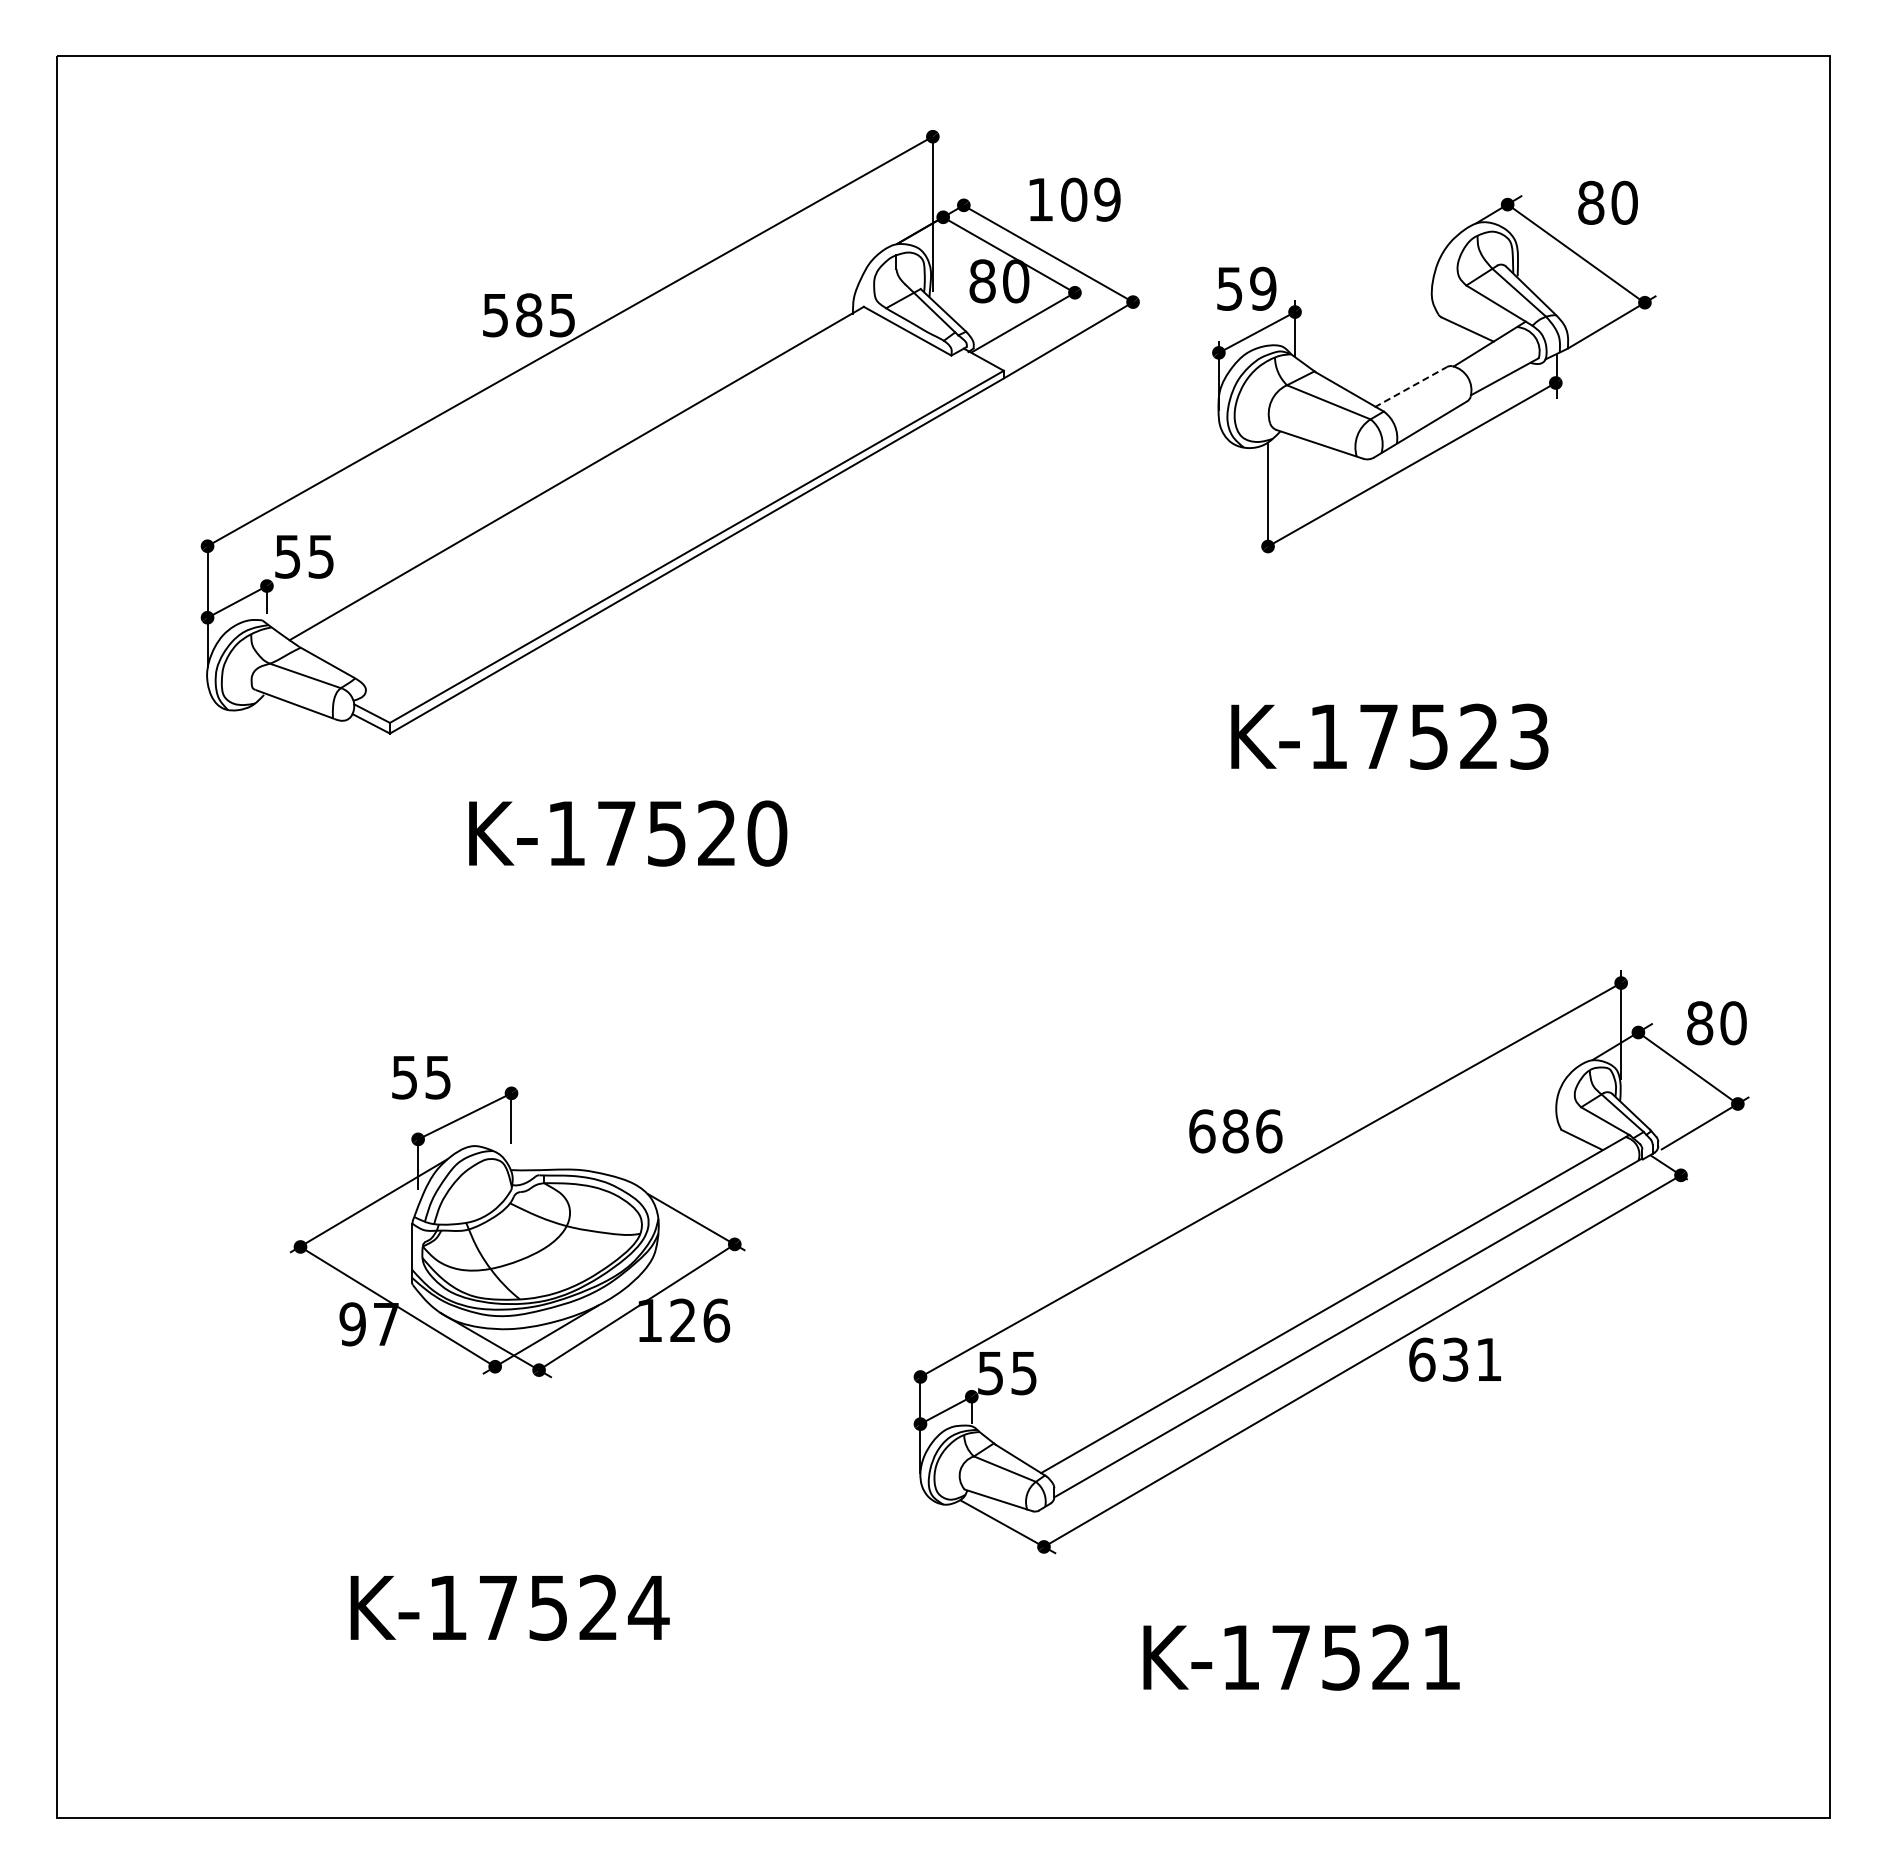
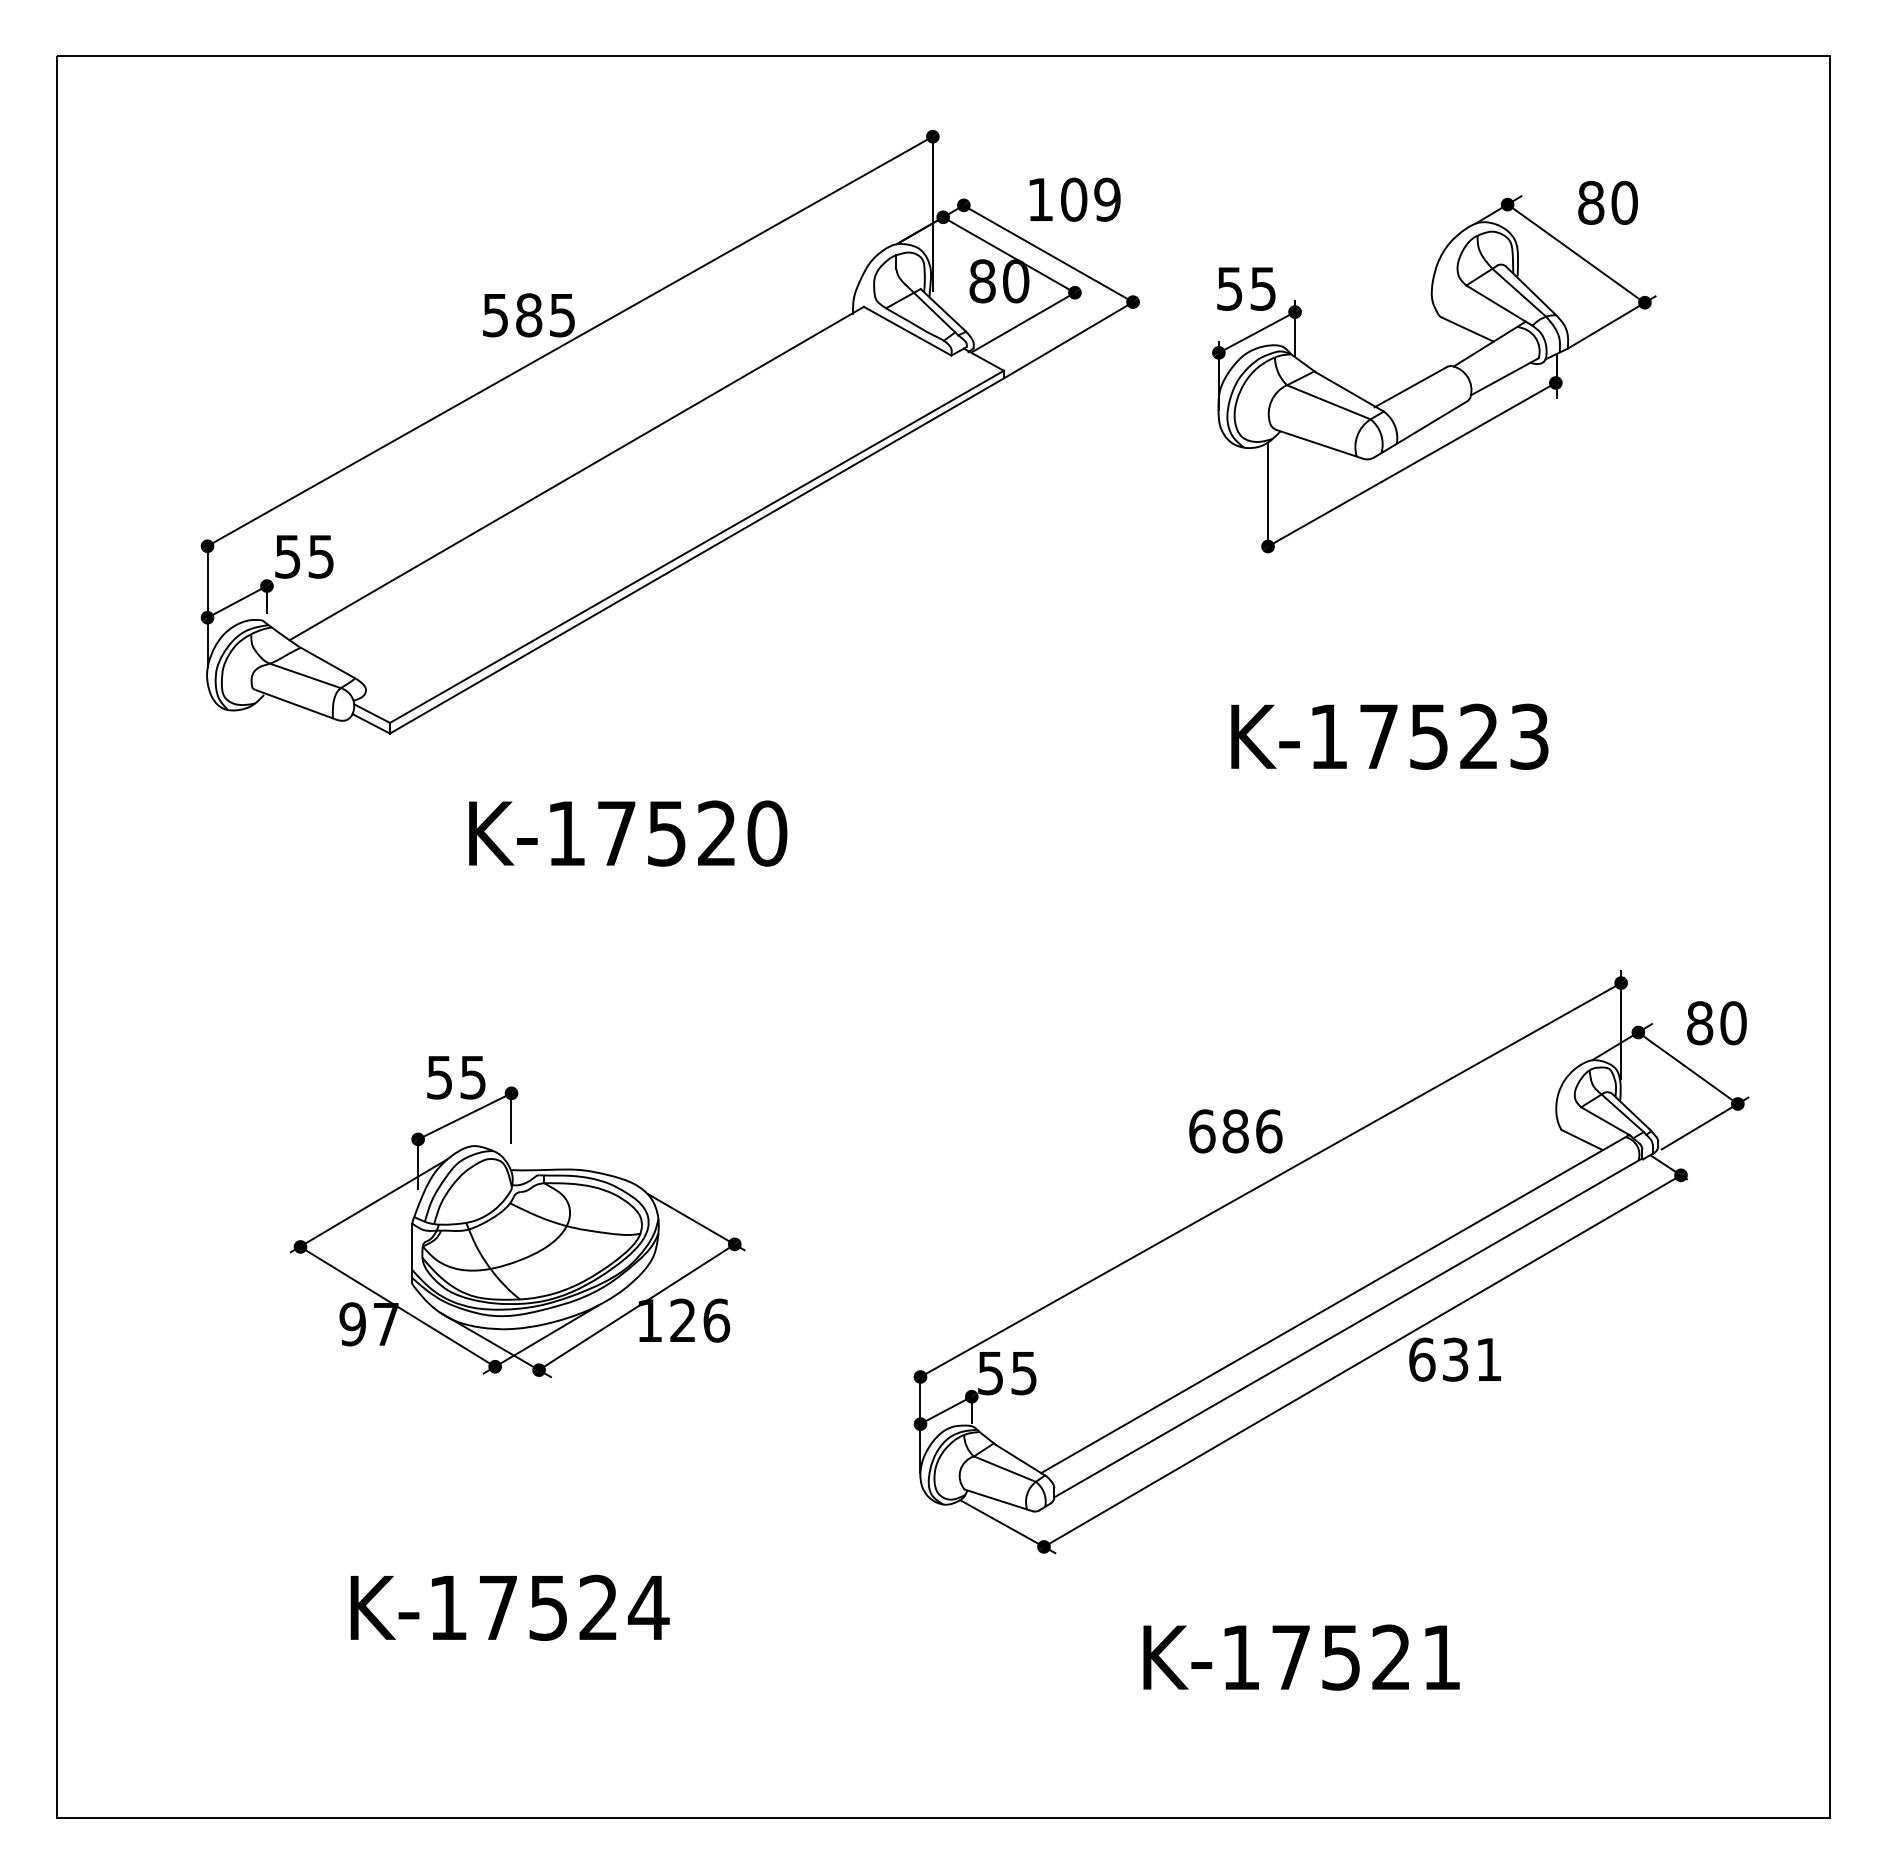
text: 59 -> 55 (1263, 288)
line: dashed -> solid (1411, 386)
text position: (421, 1077) -> (456, 1077) (456, 1077)
